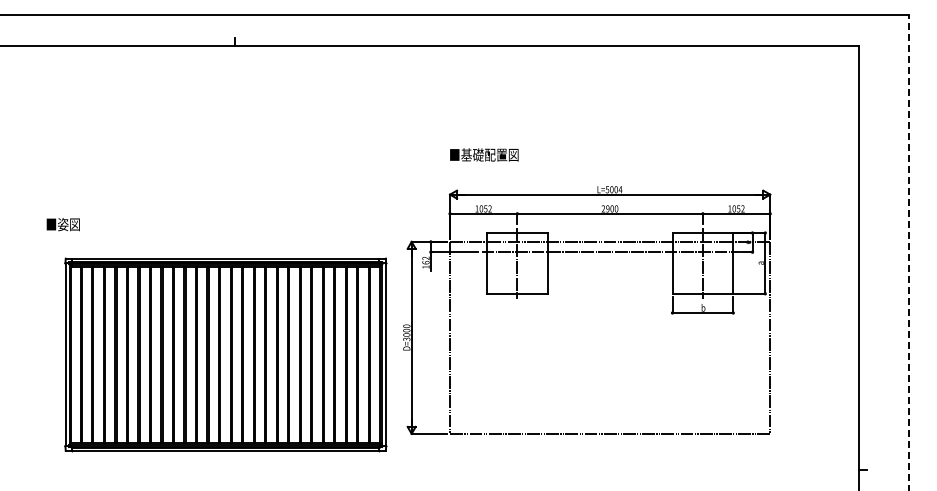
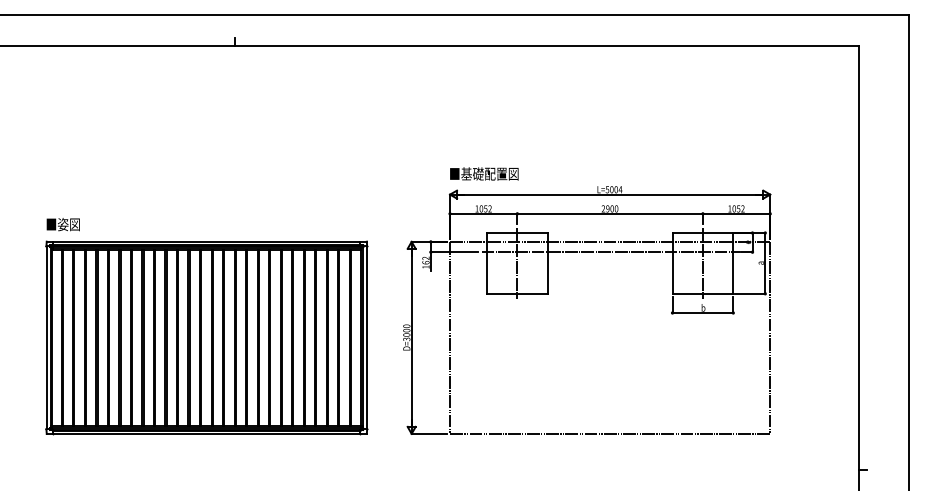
text position: (484, 154) -> (484, 173) (484, 173)
line: dashed -> solid (908, 252)
part position: (225, 354) -> (206, 337) (206, 337)
